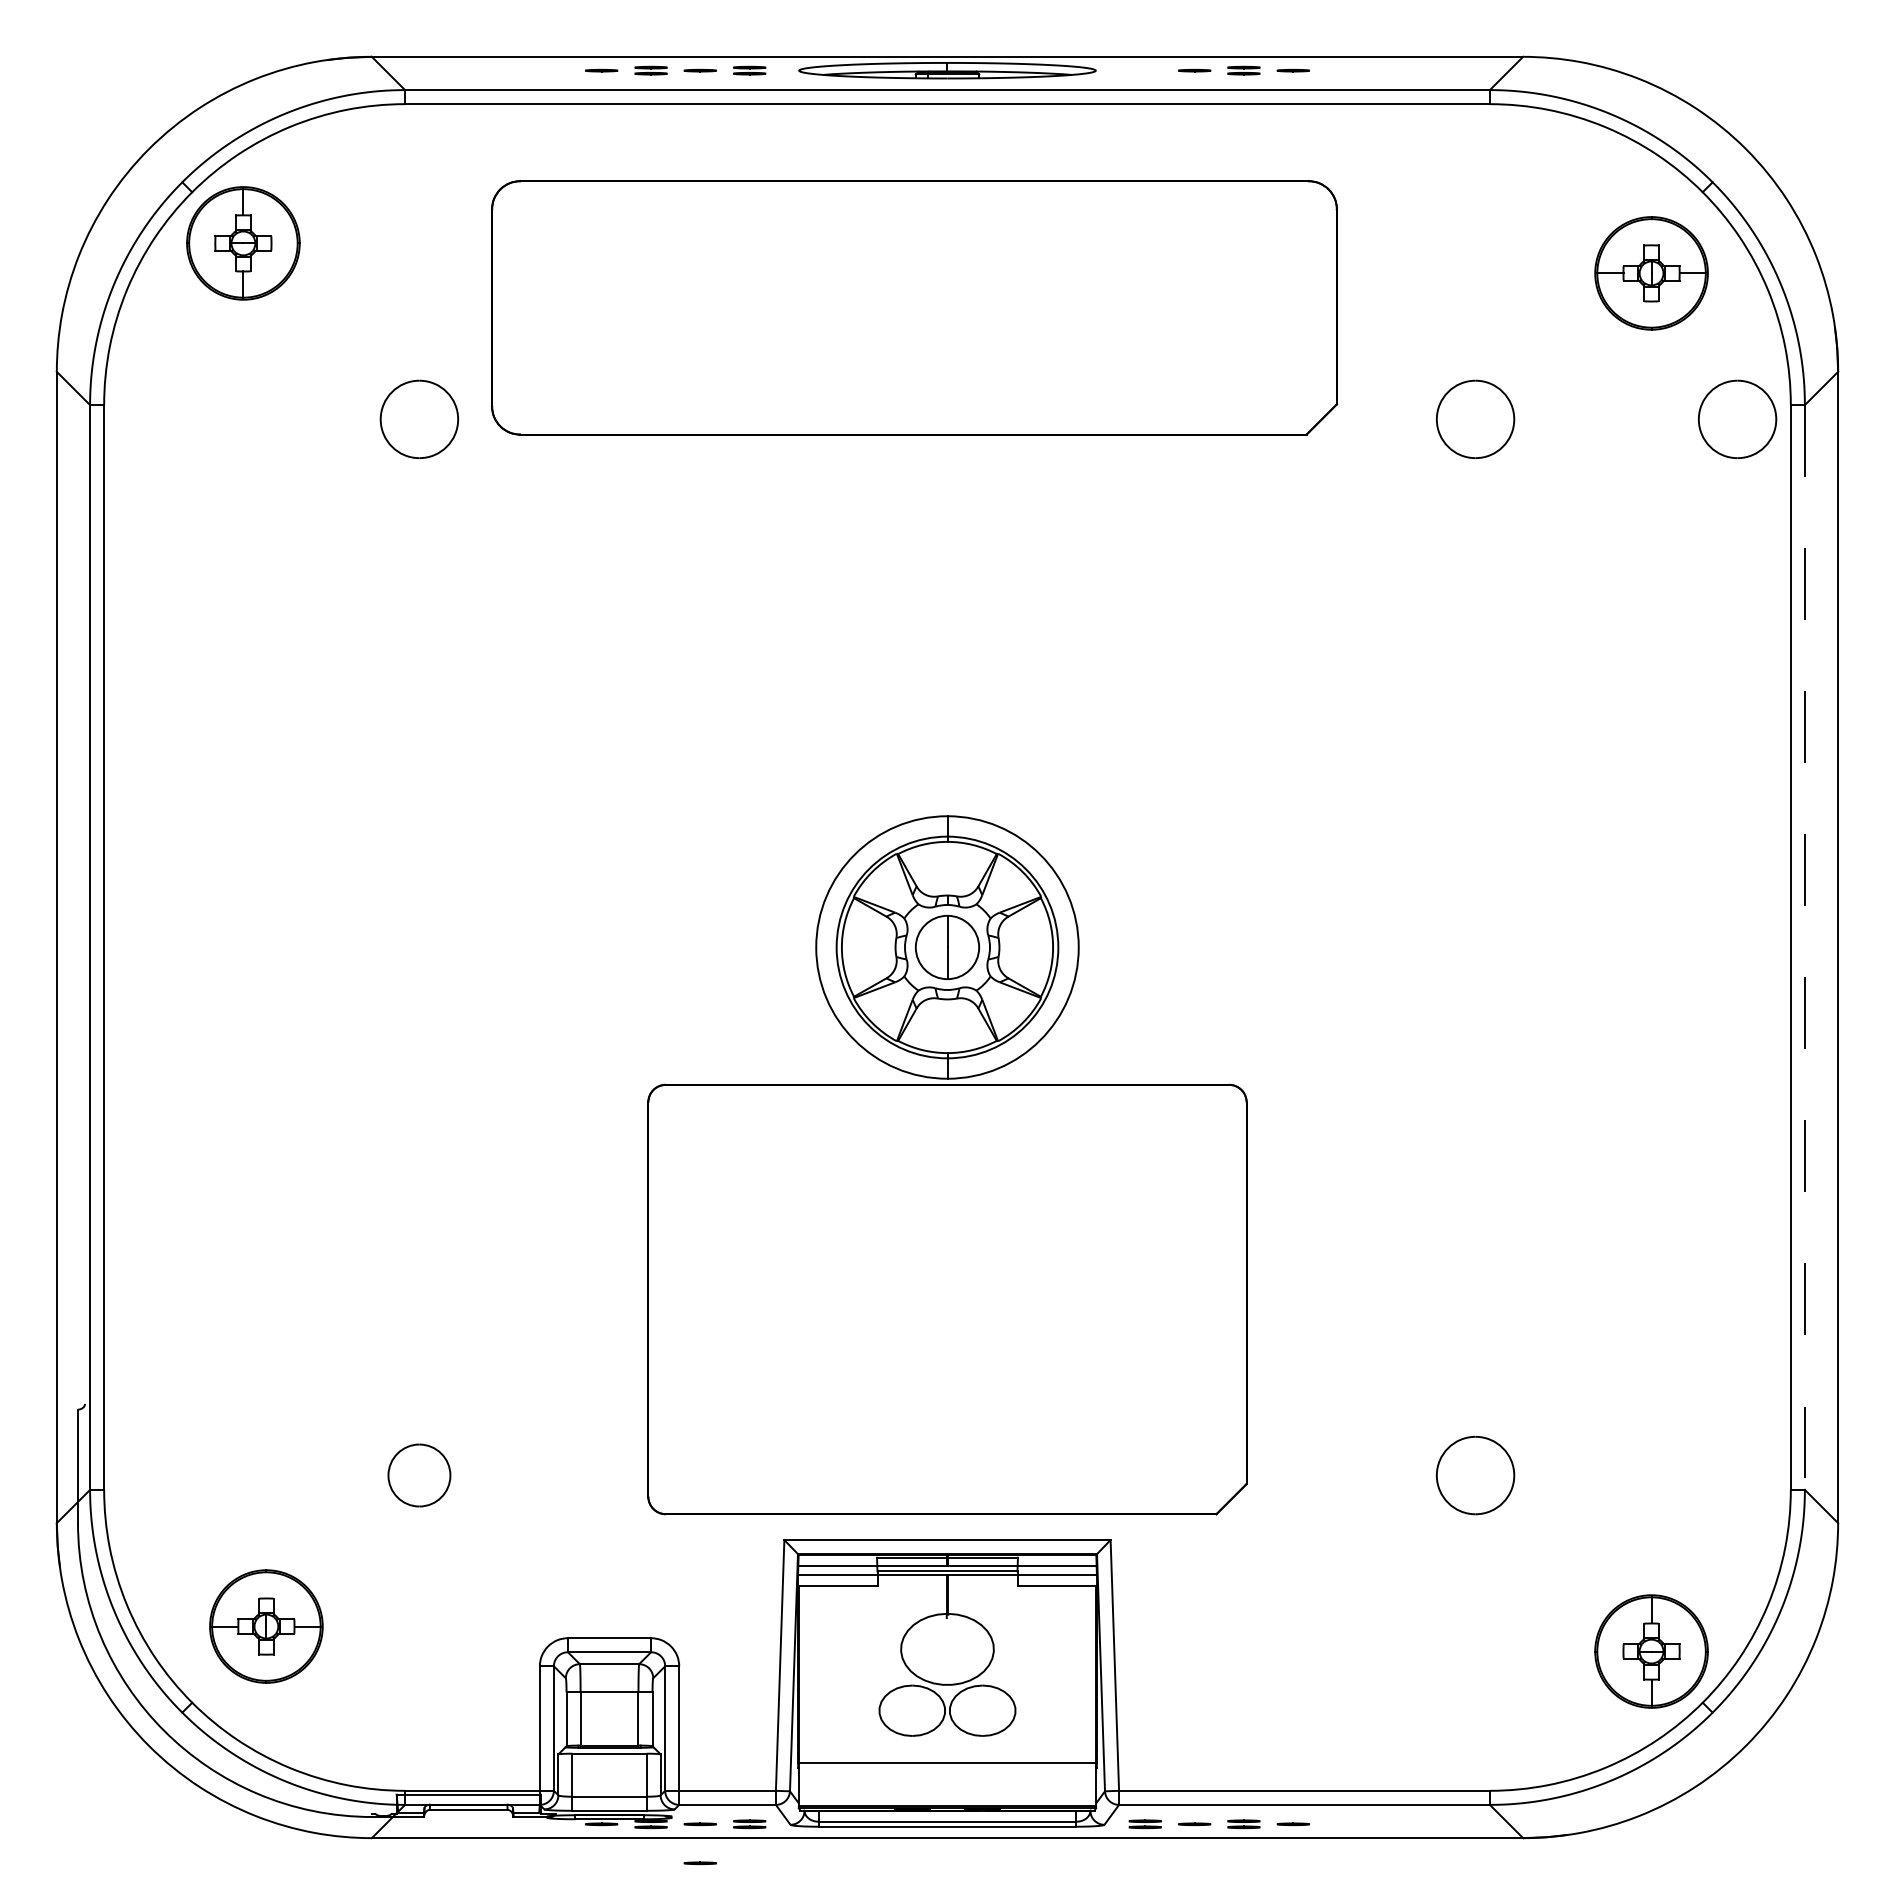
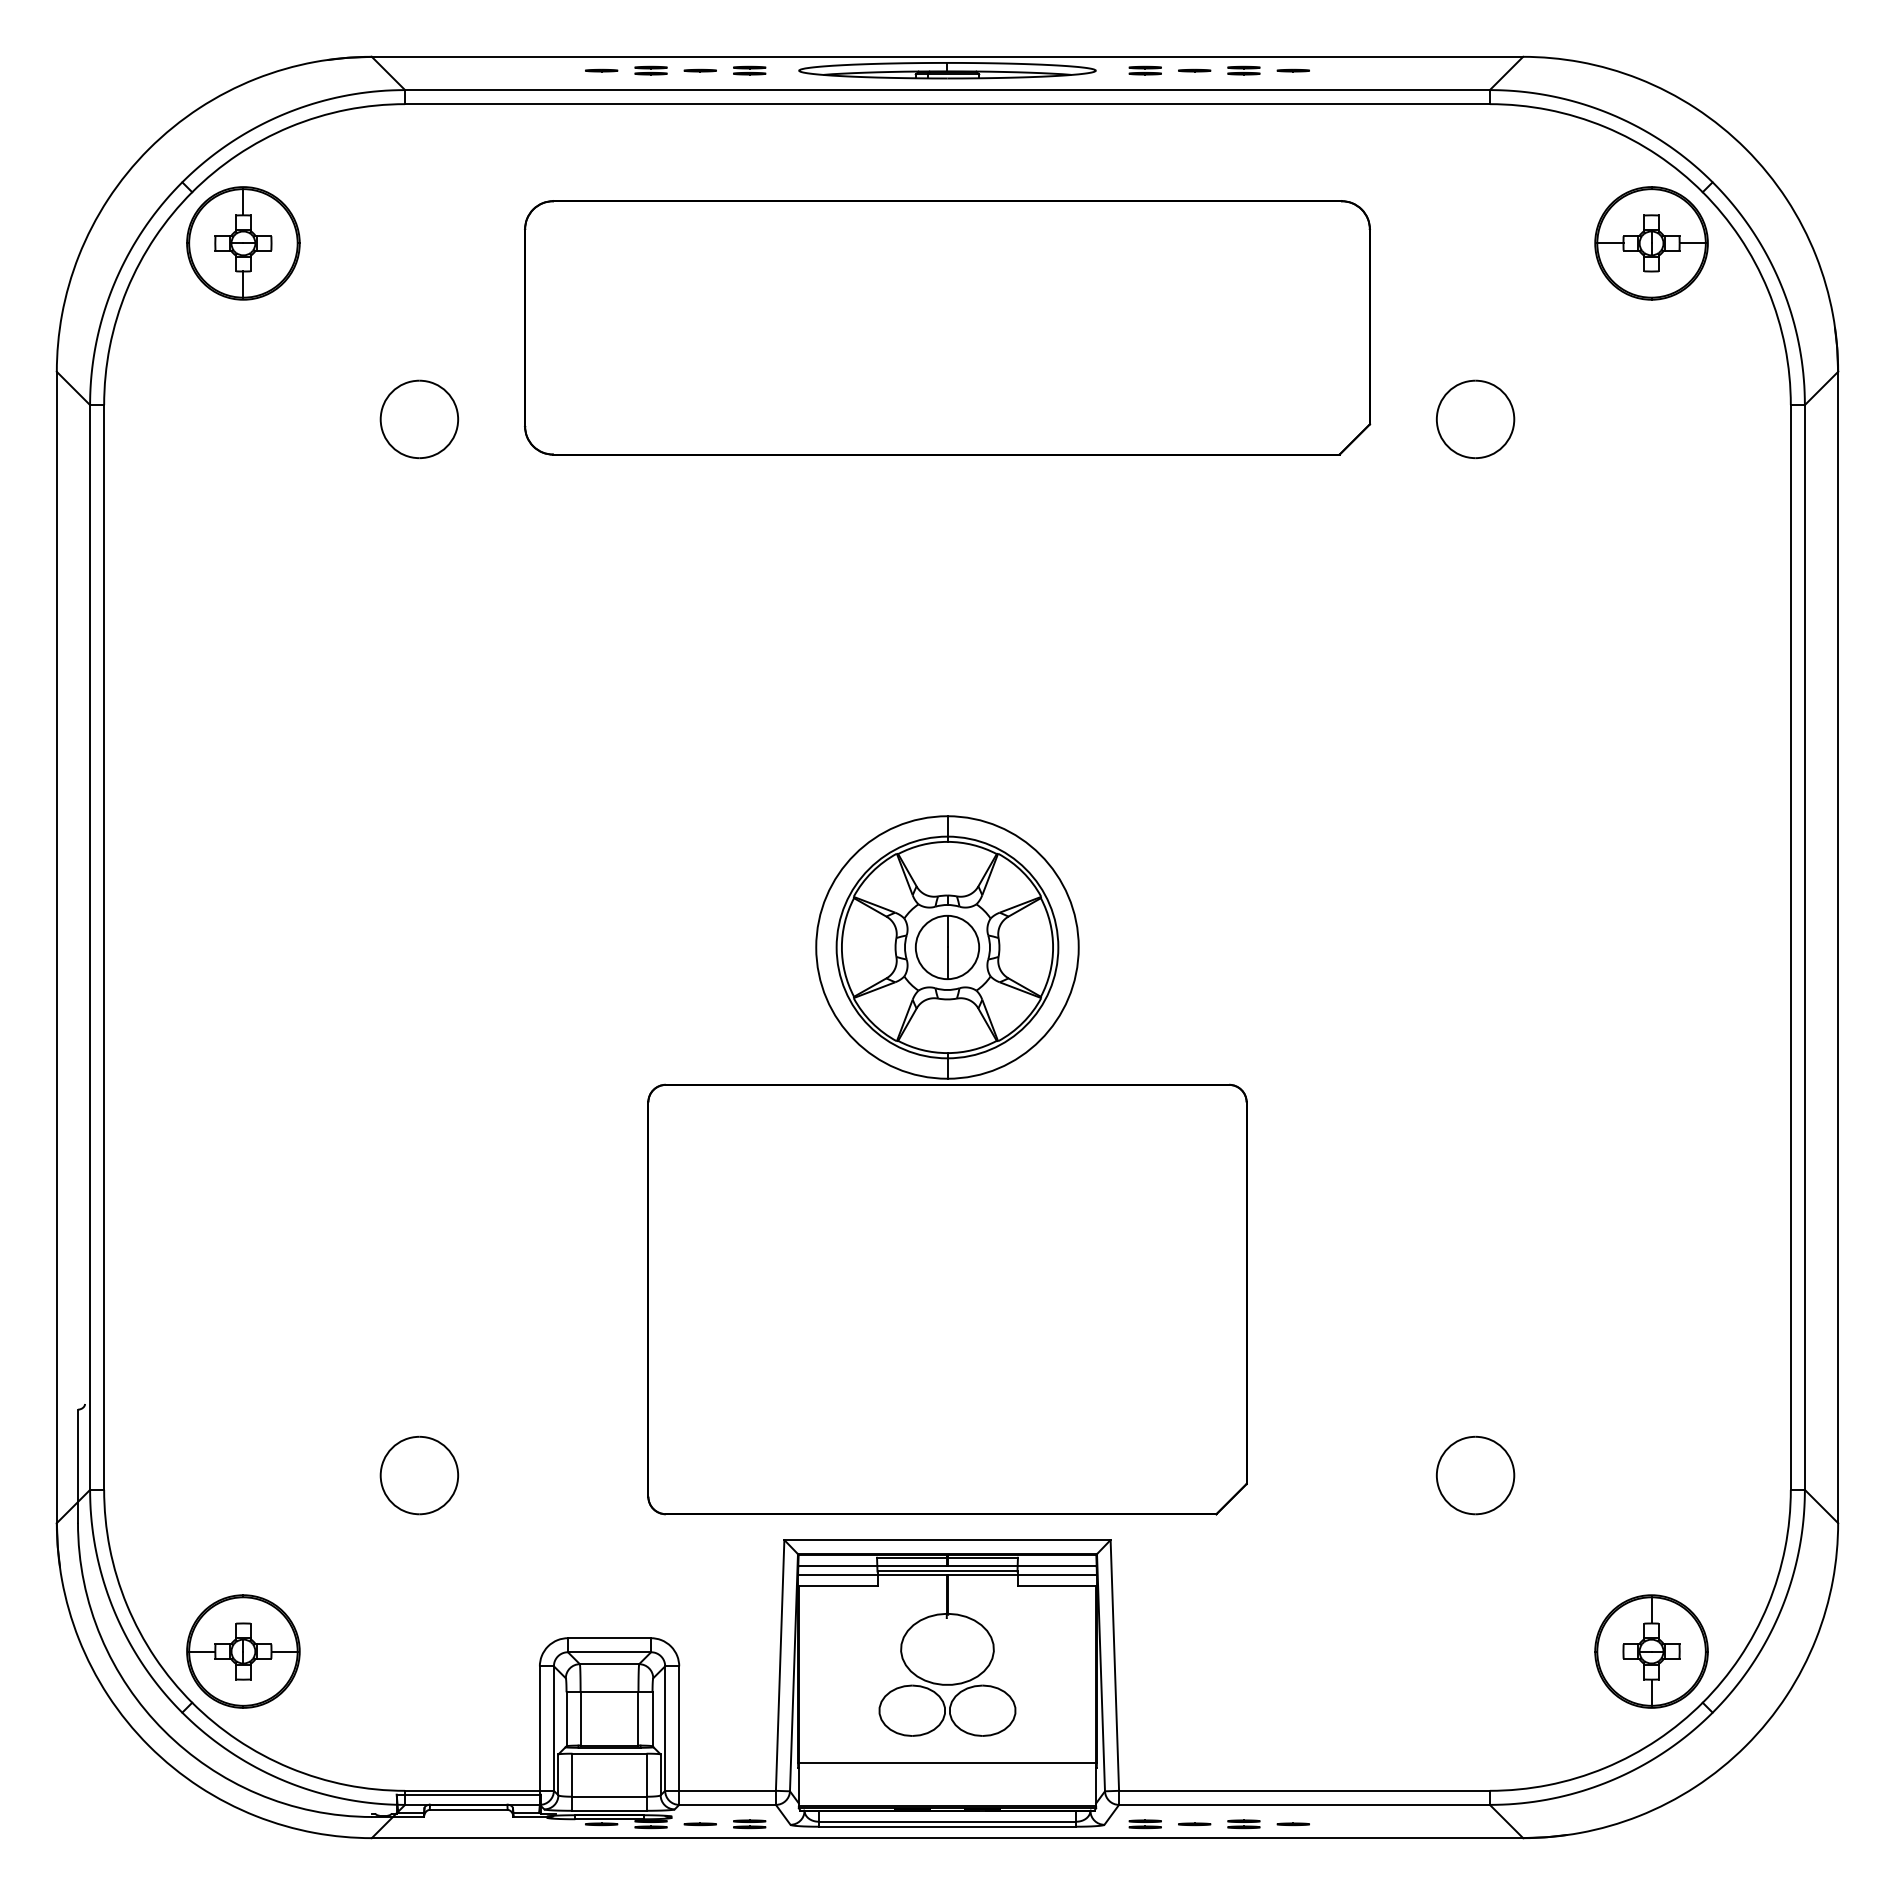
part: none -> present (1144, 70)
part position: (1651, 273) -> (1651, 243) (1651, 243)
part position: (914, 307) -> (947, 327) (947, 327)
part: present -> none (1737, 418)
line: dashed -> solid (1804, 947)
part size: 65x65 px -> 81x81 px (419, 1475)
part position: (266, 1626) -> (243, 1651) (243, 1651)
line: present -> none (699, 1863)
